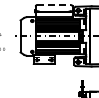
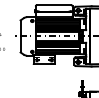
line: dashed -> solid (54, 5)
